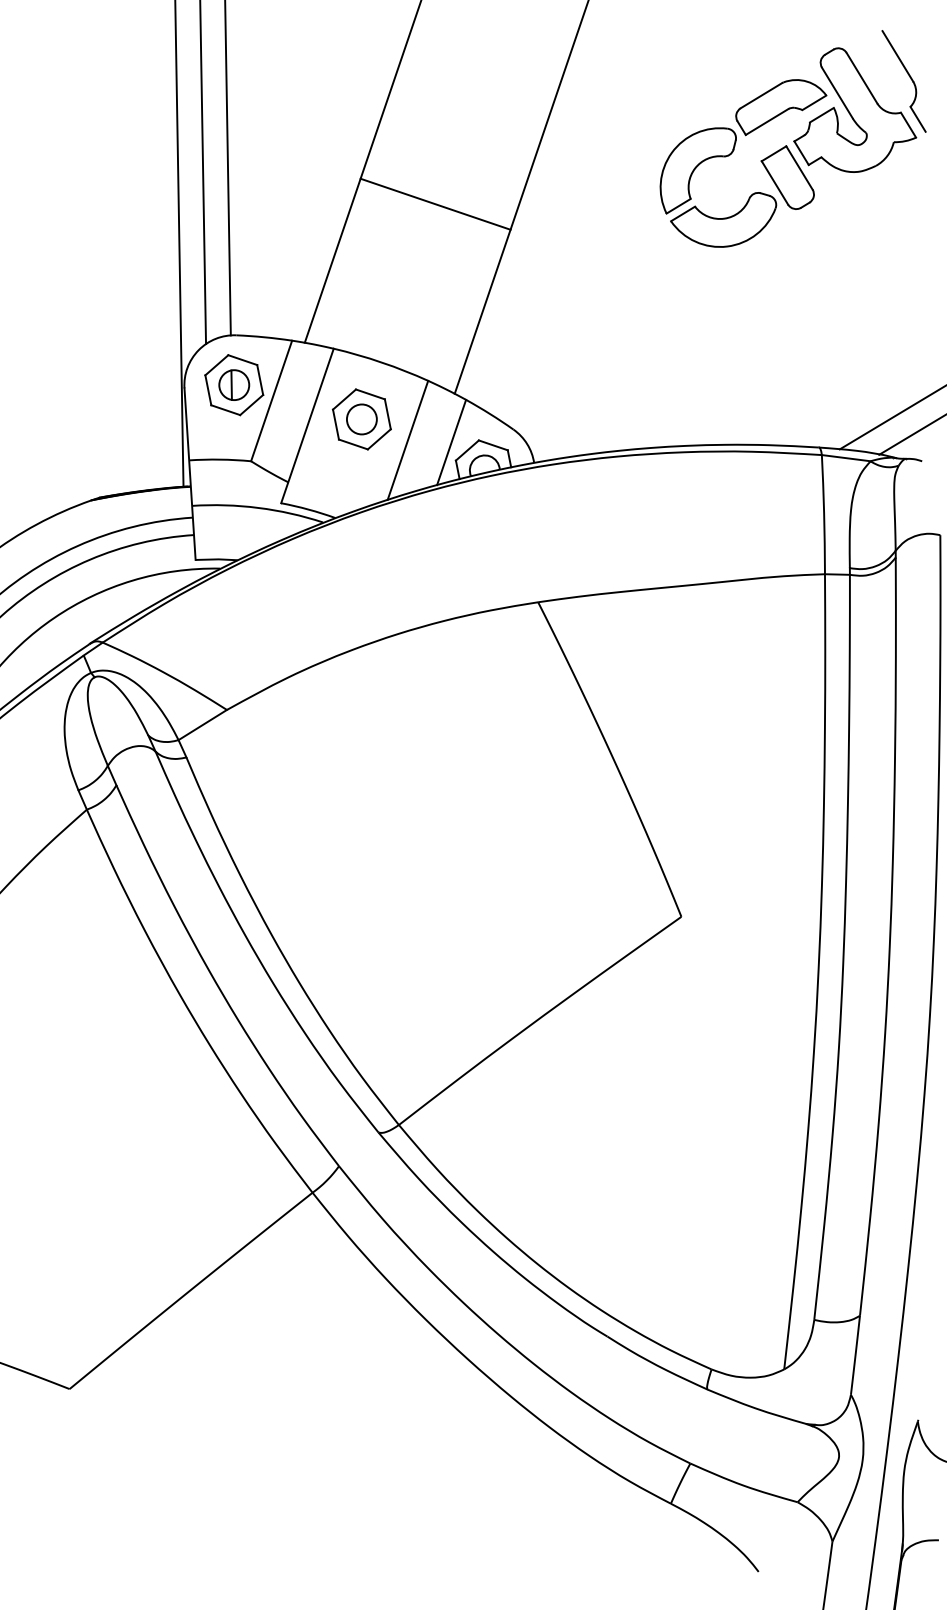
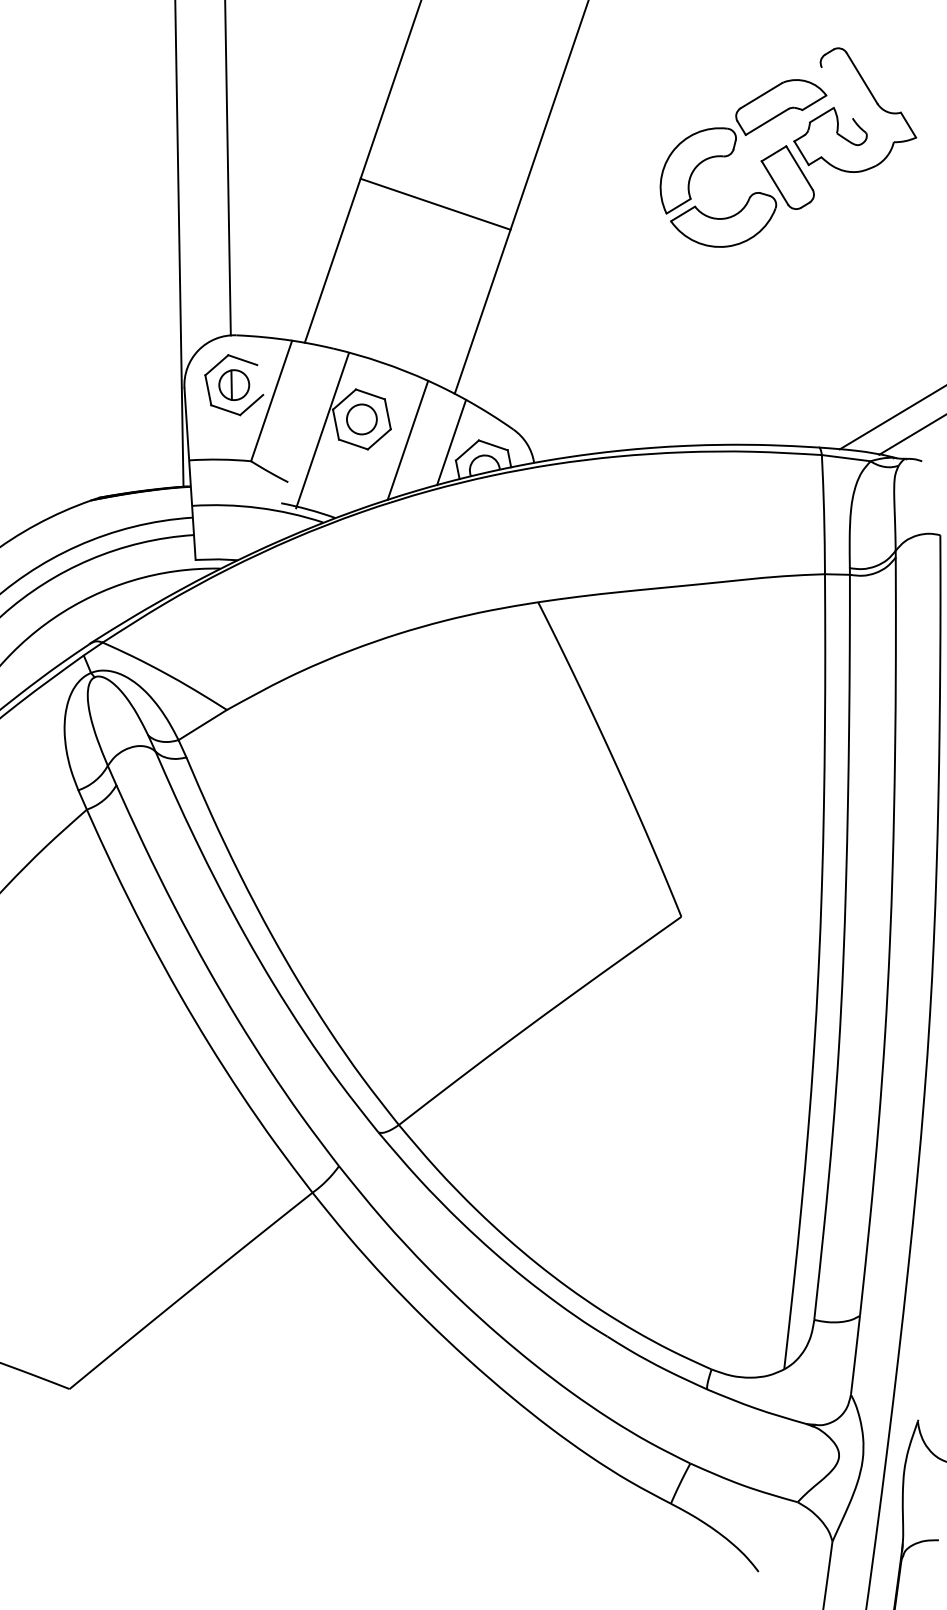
part: present -> none (909, 77)
line: present -> none (837, 92)
line: present -> none (203, 173)
line: present -> none (260, 380)
line position: (307, 425) -> (322, 430) (322, 430)
